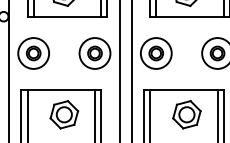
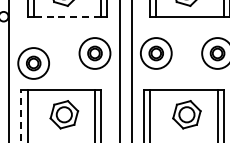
line: solid -> dashed (67, 16)
part position: (33, 53) -> (33, 63) (33, 63)
line: solid -> dashed (21, 116)
